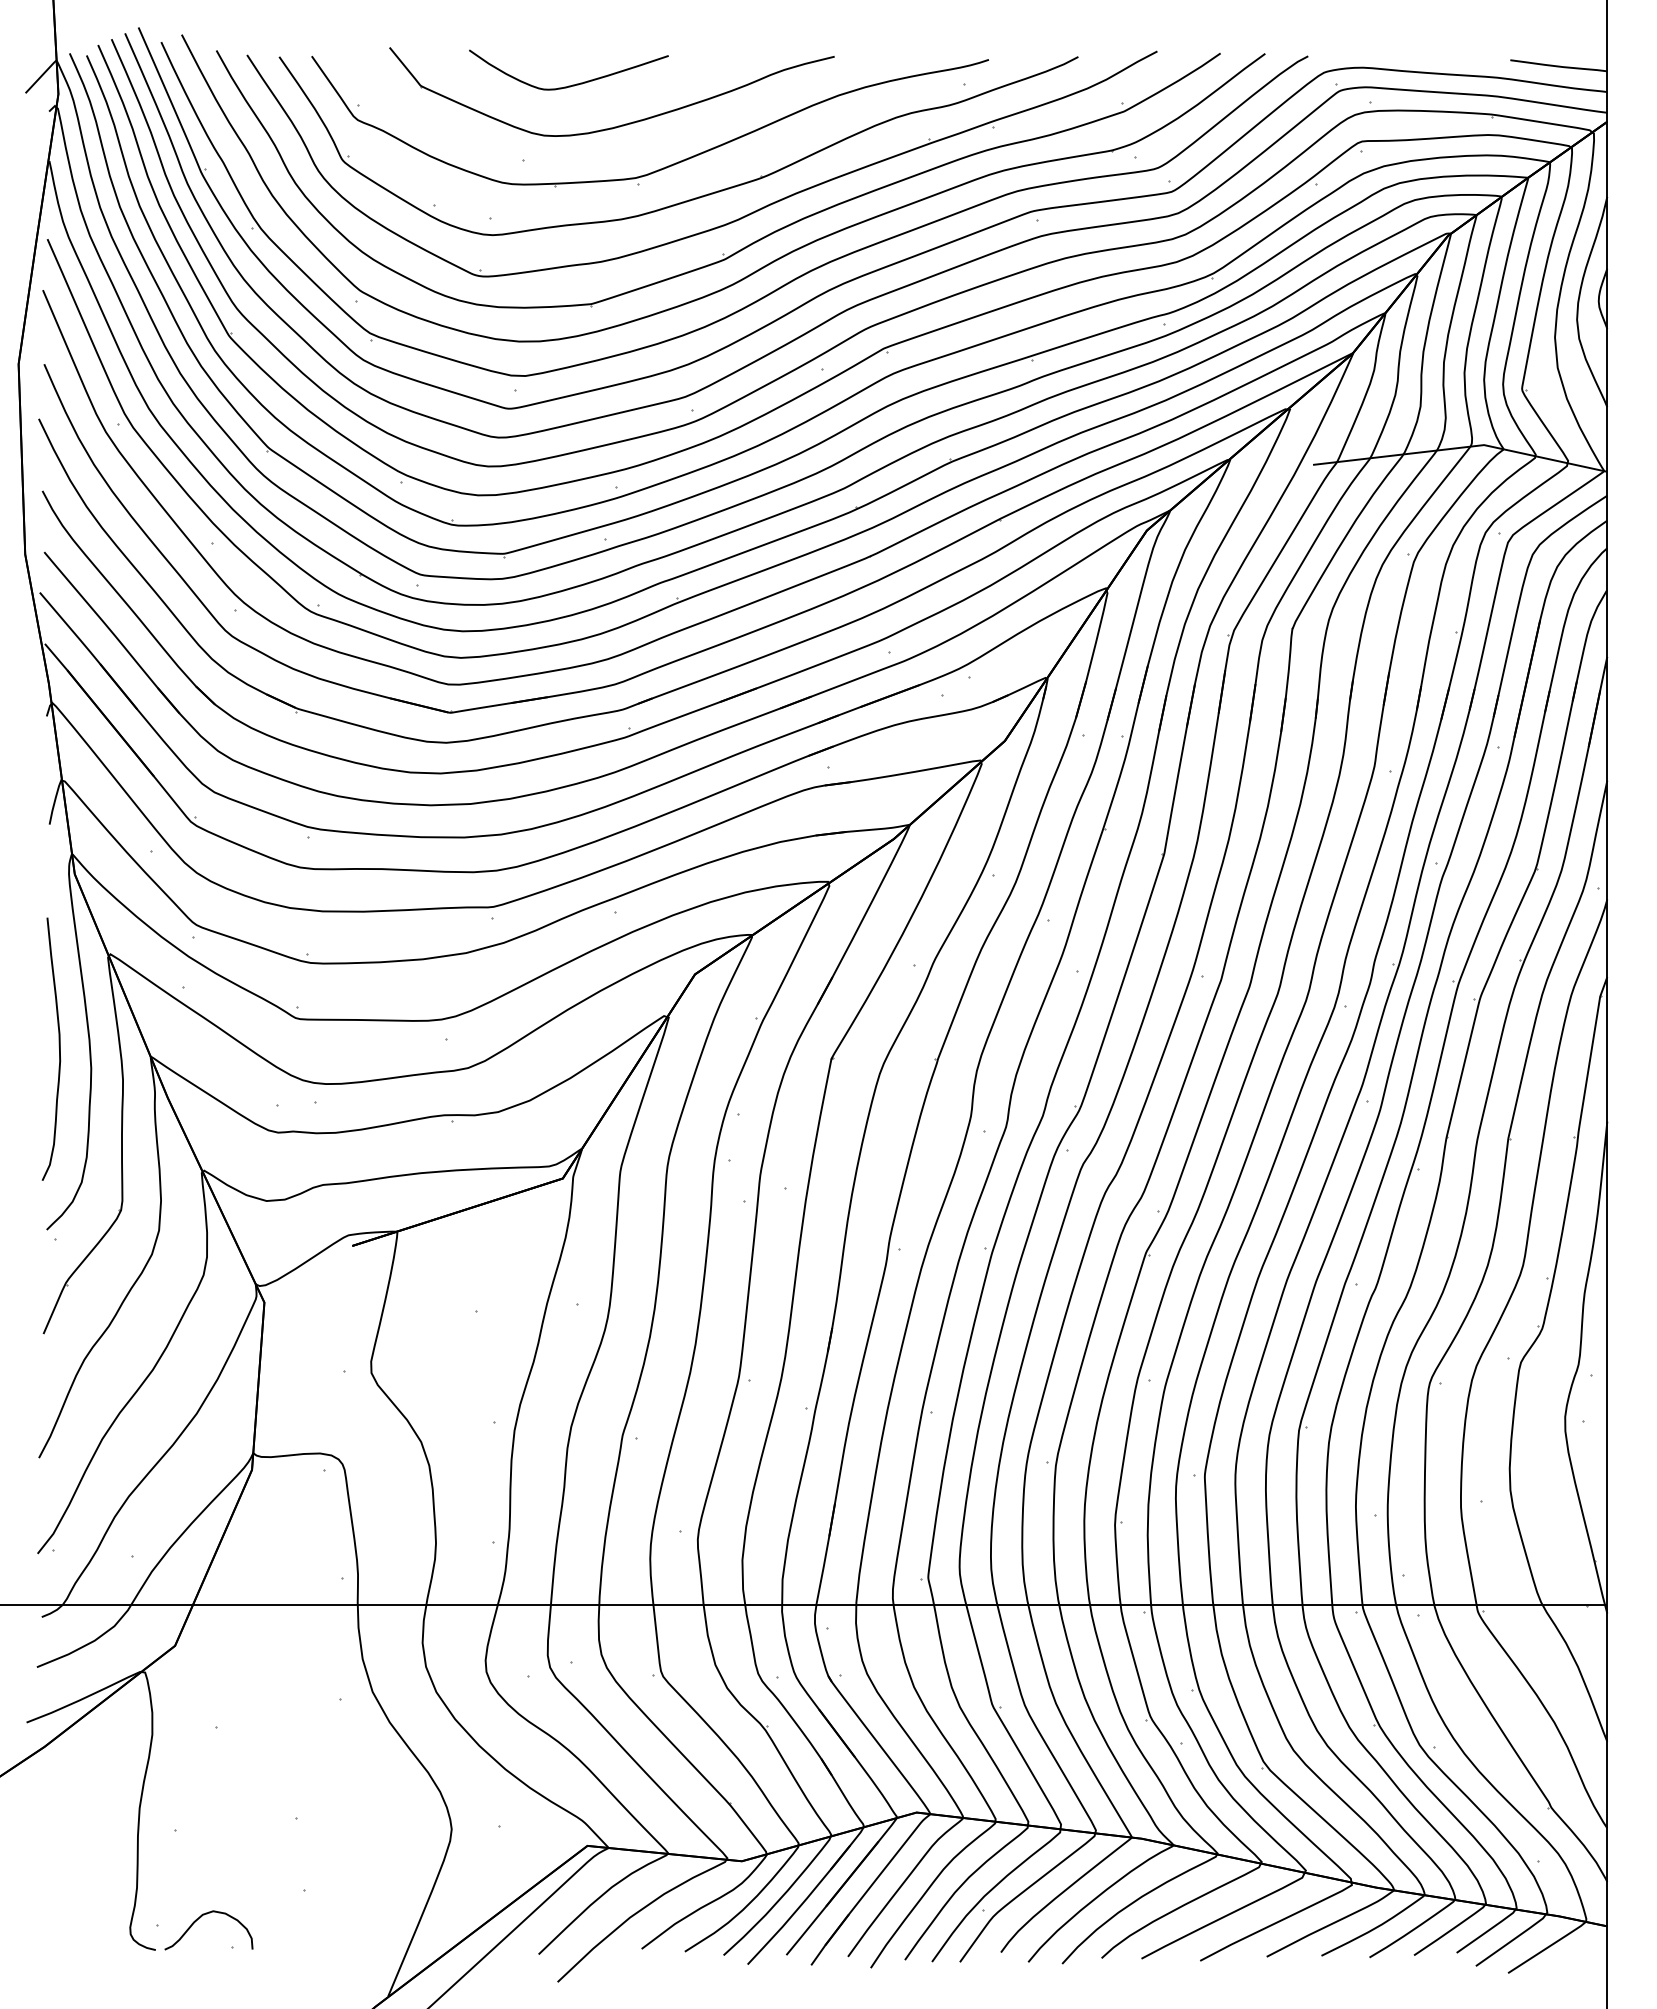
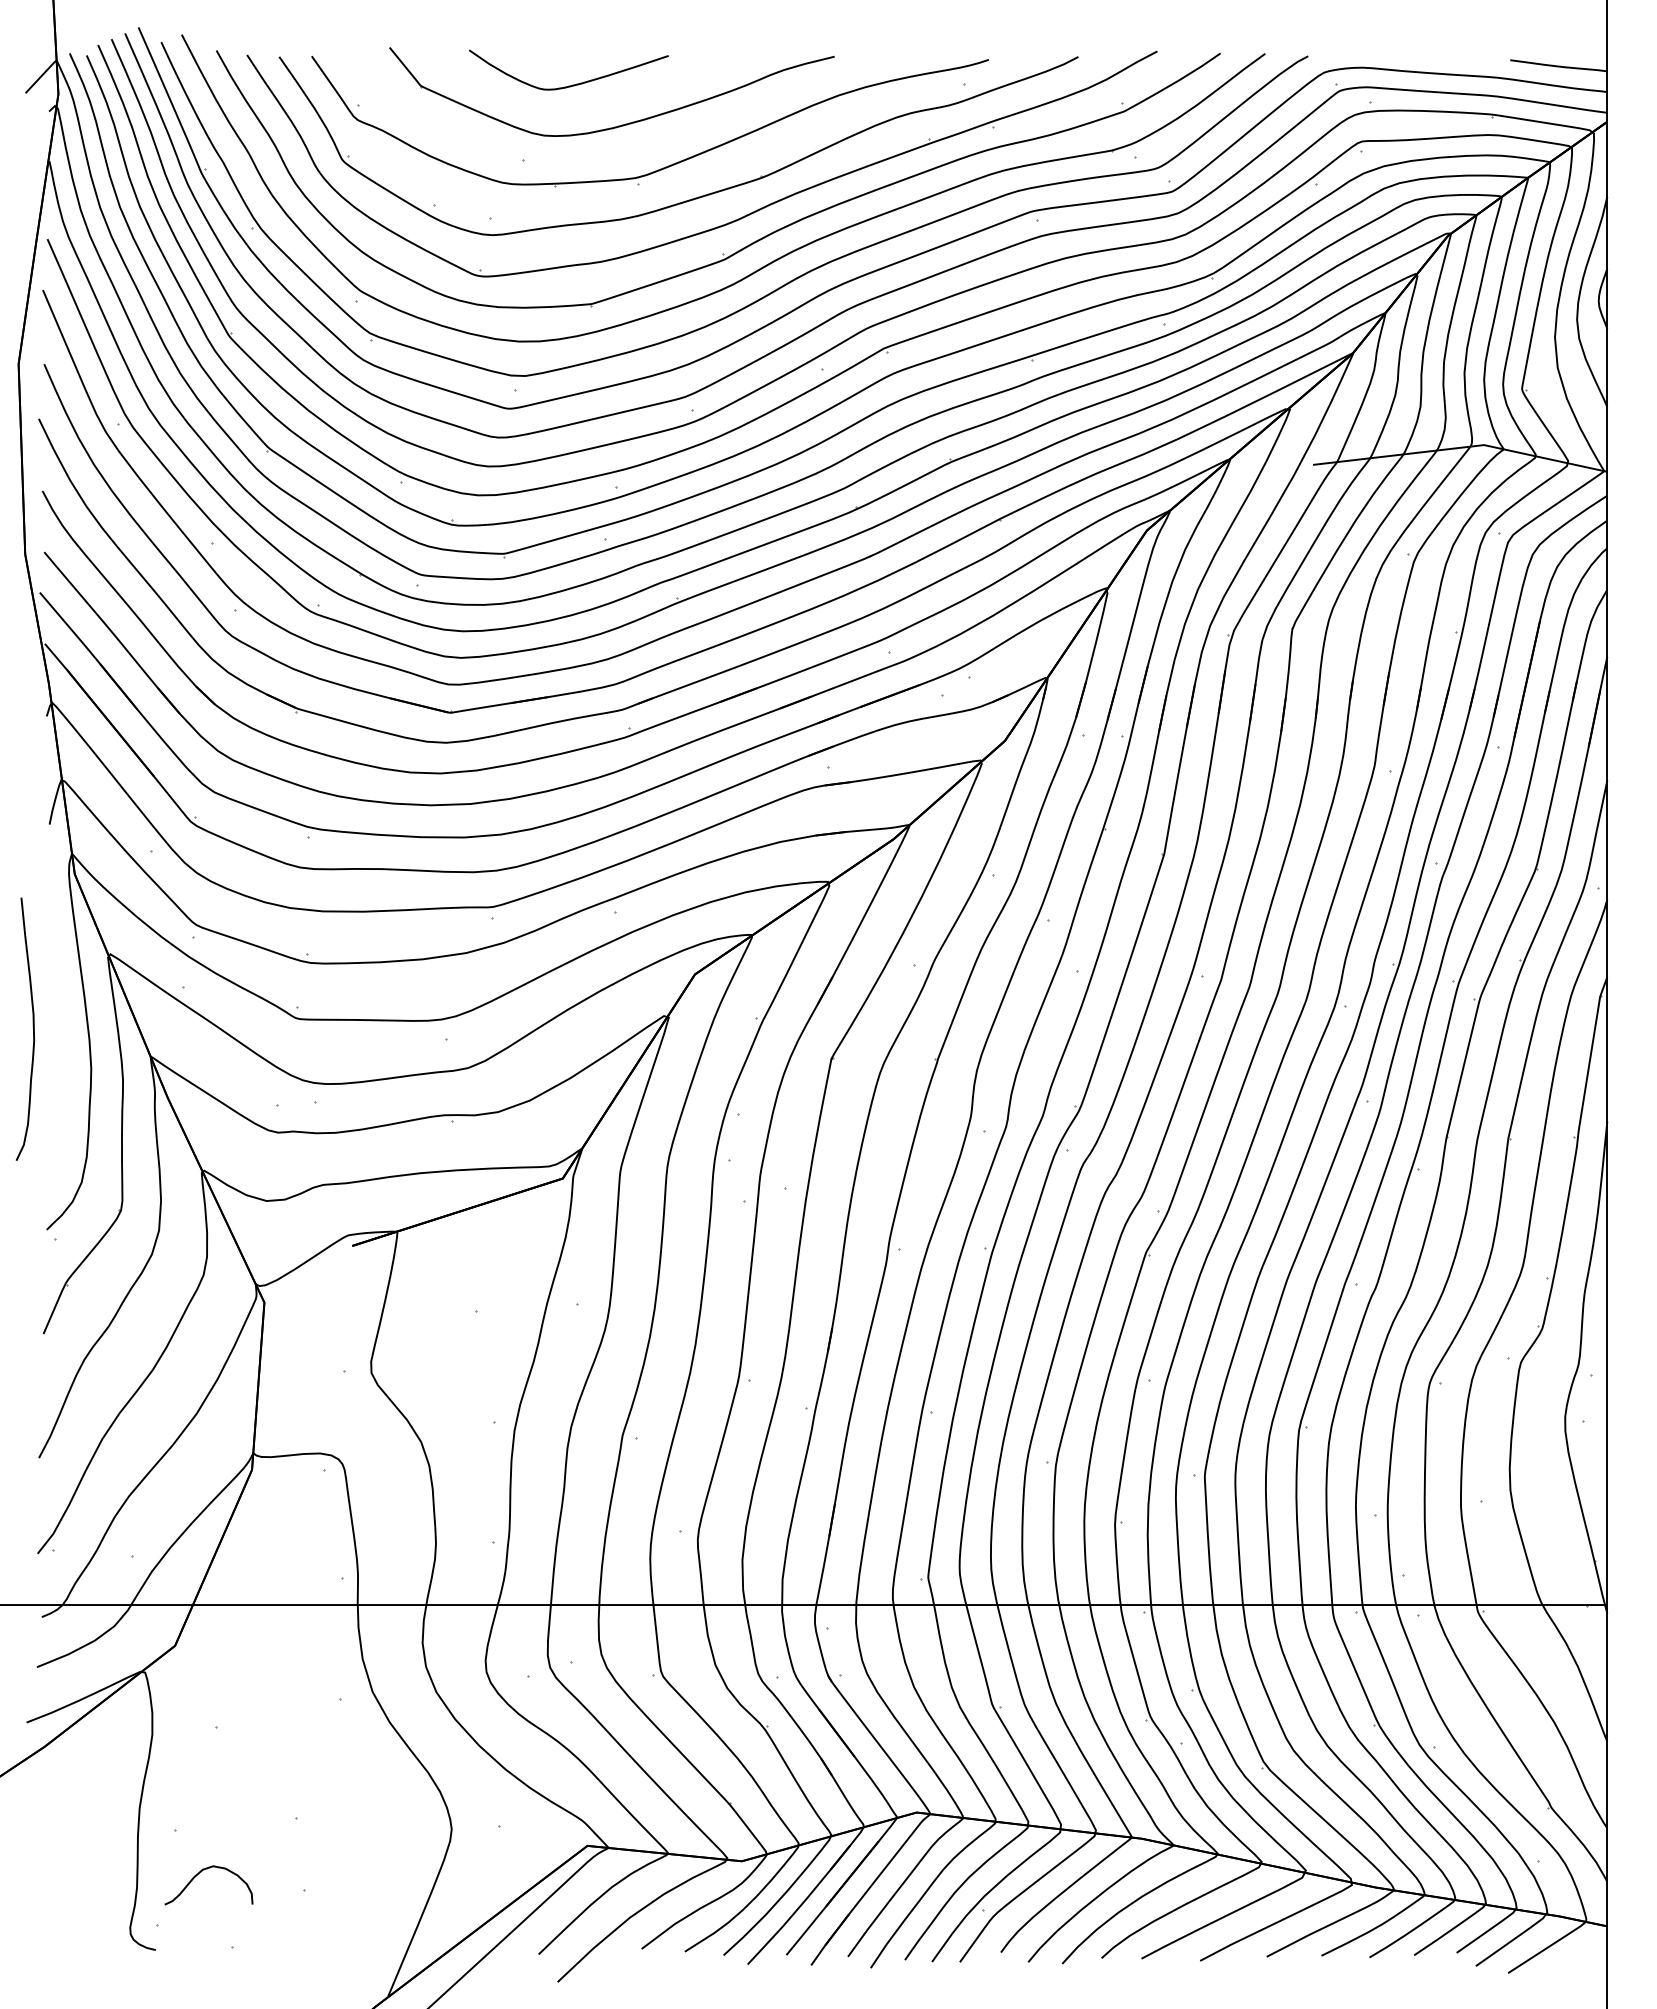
curve position: (58, 1046) -> (32, 1026) (32, 1026)
curve position: (200, 1918) -> (200, 1873) (200, 1873)
